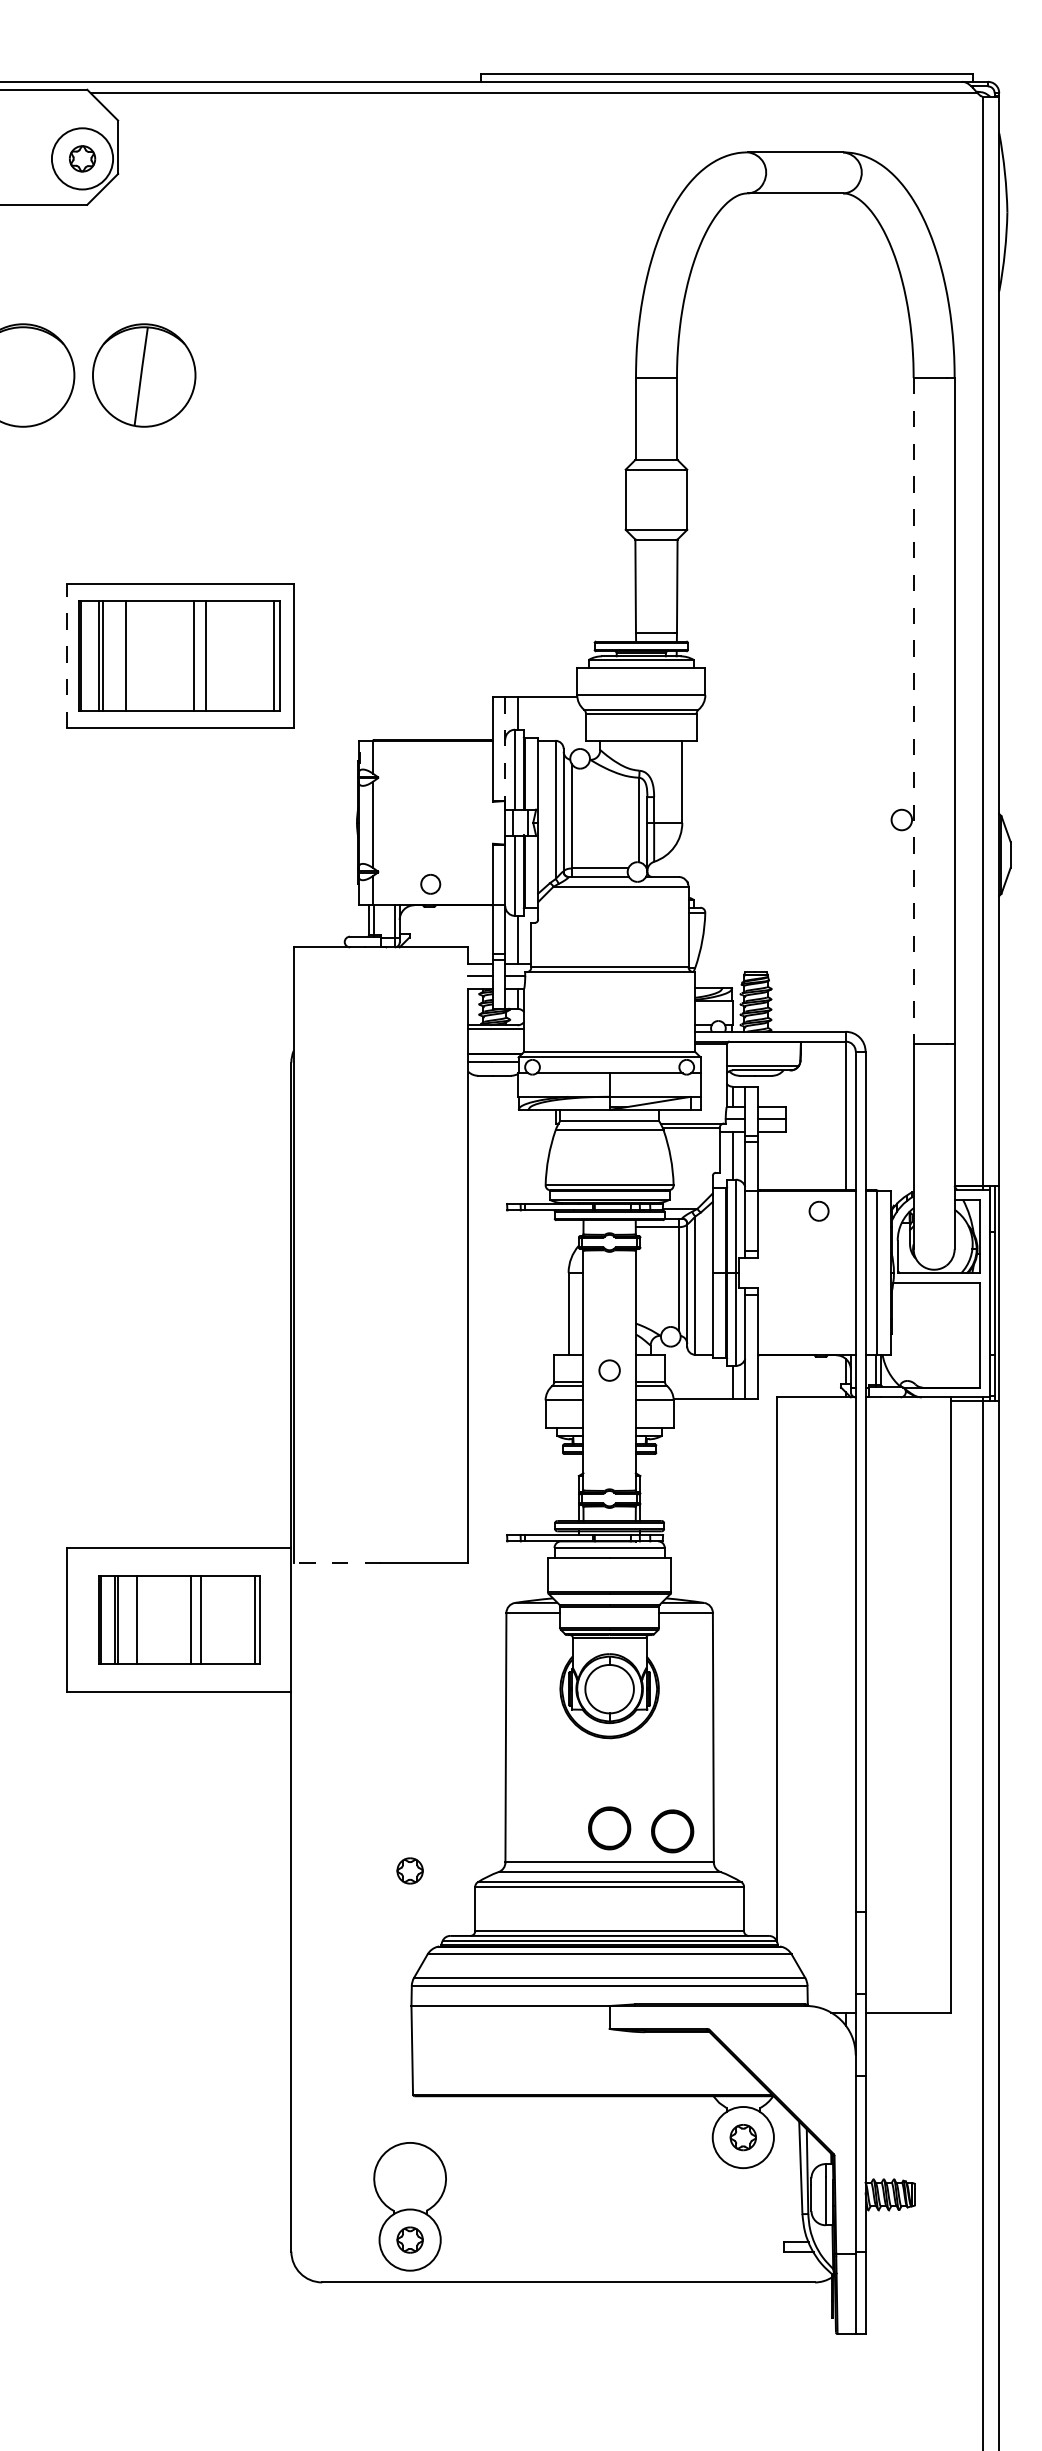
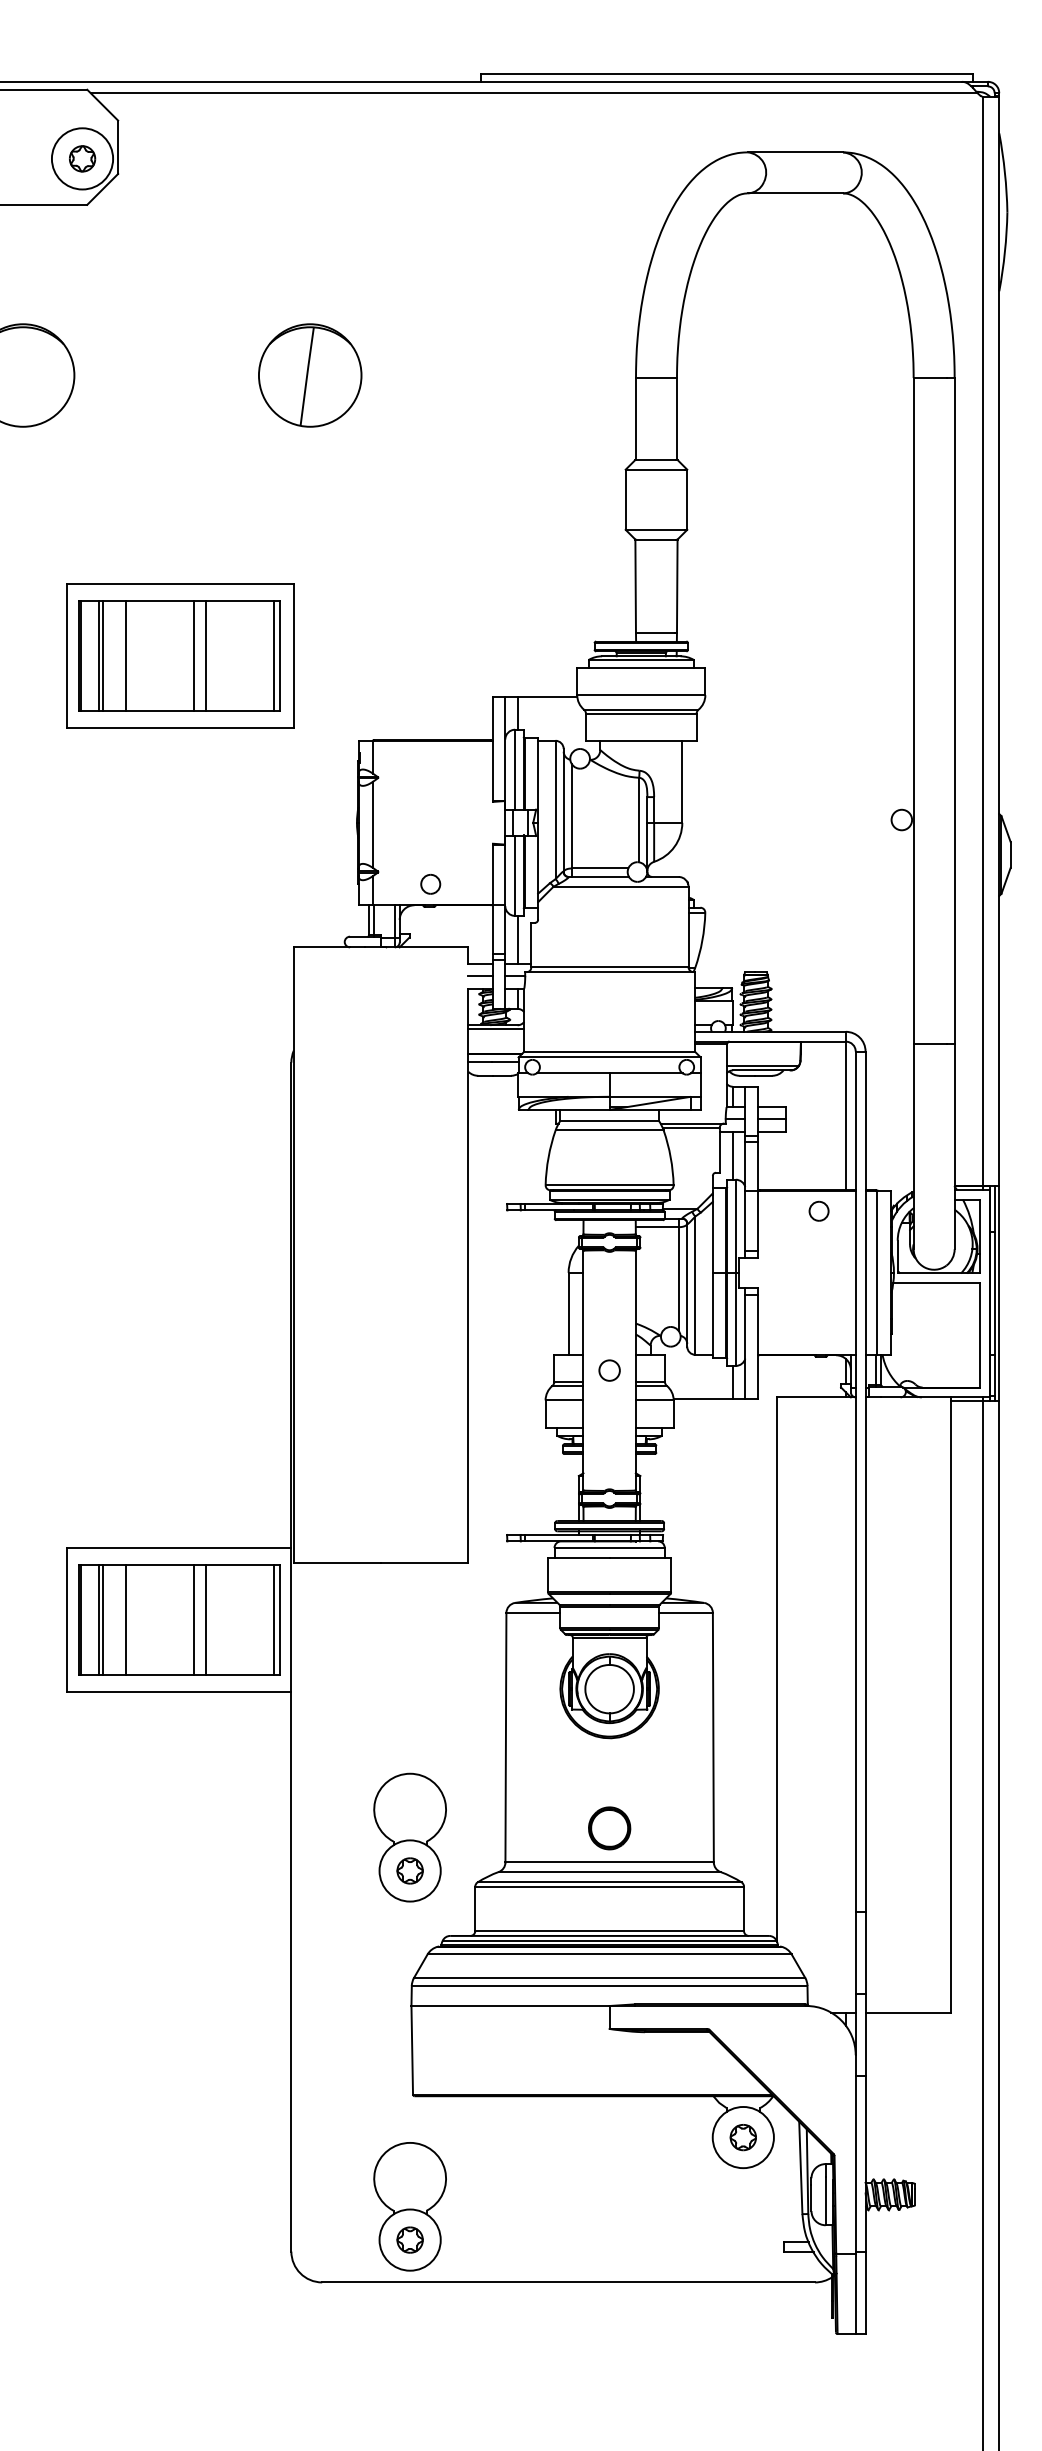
part position: (144, 375) -> (310, 375) (310, 375)
line: dashed -> solid (67, 655)
line: dashed -> solid (913, 711)
line: dashed -> solid (505, 748)
line: dashed -> solid (337, 1562)
part size: 163x90 px -> 203x112 px (179, 1619)
part: present -> none (672, 1831)
part: none -> present (409, 1837)
